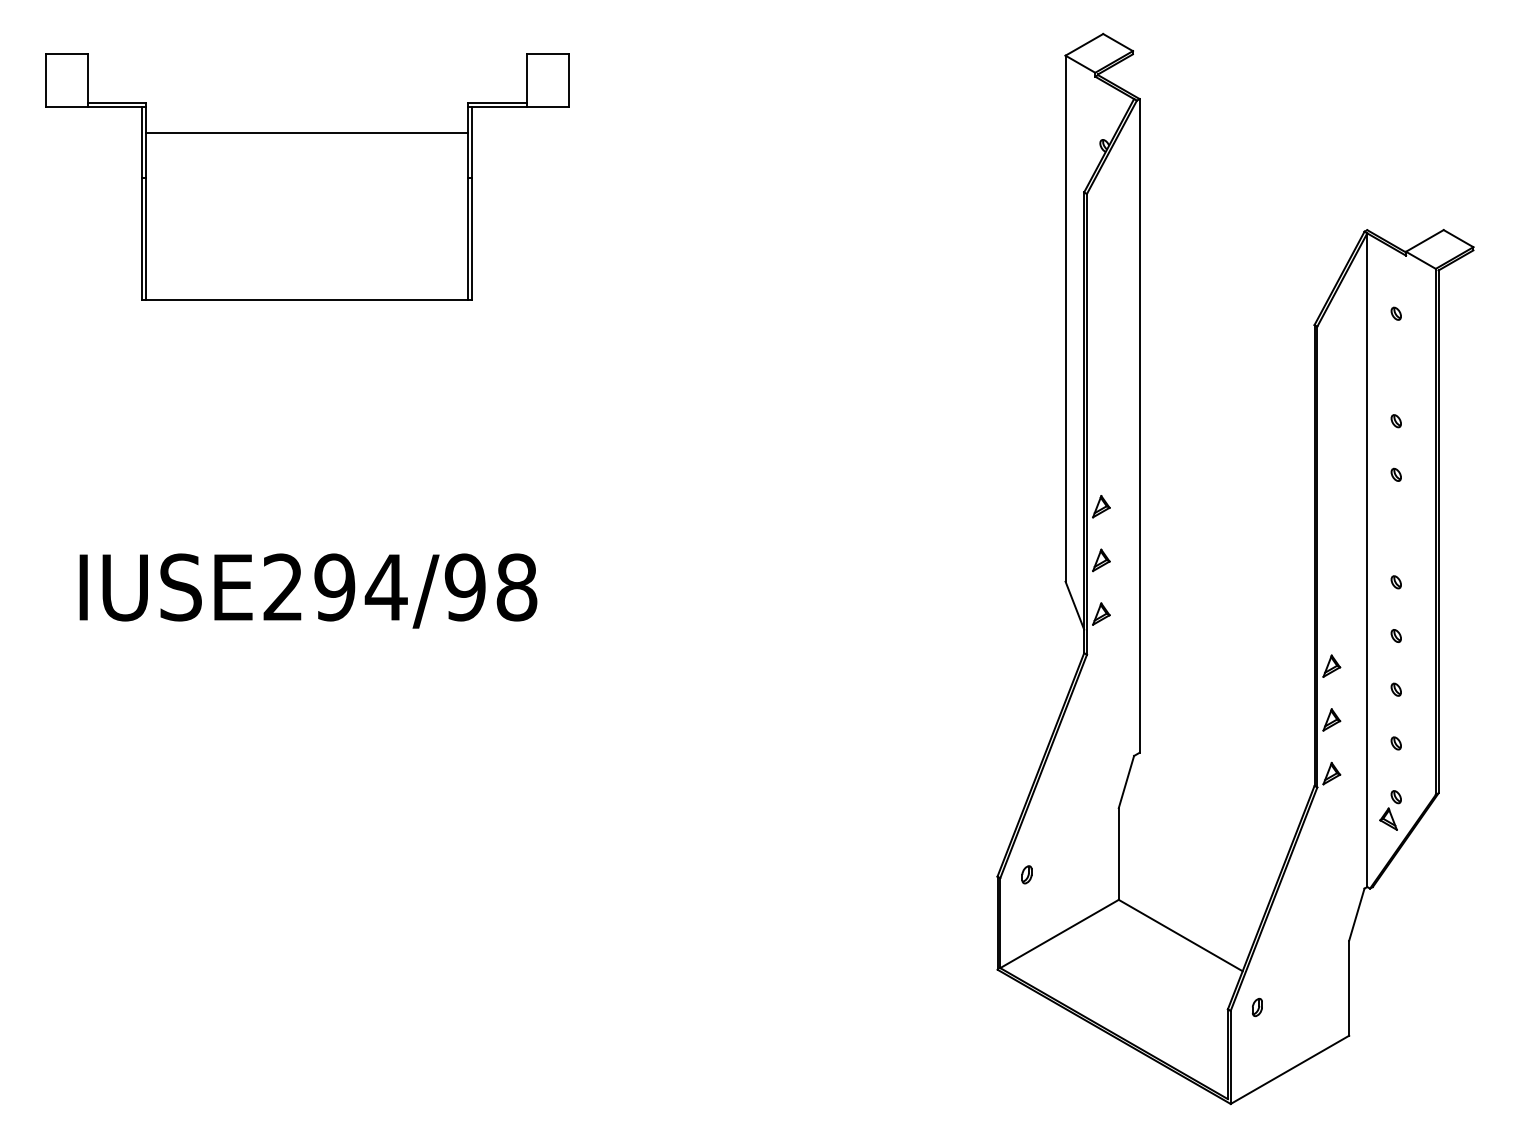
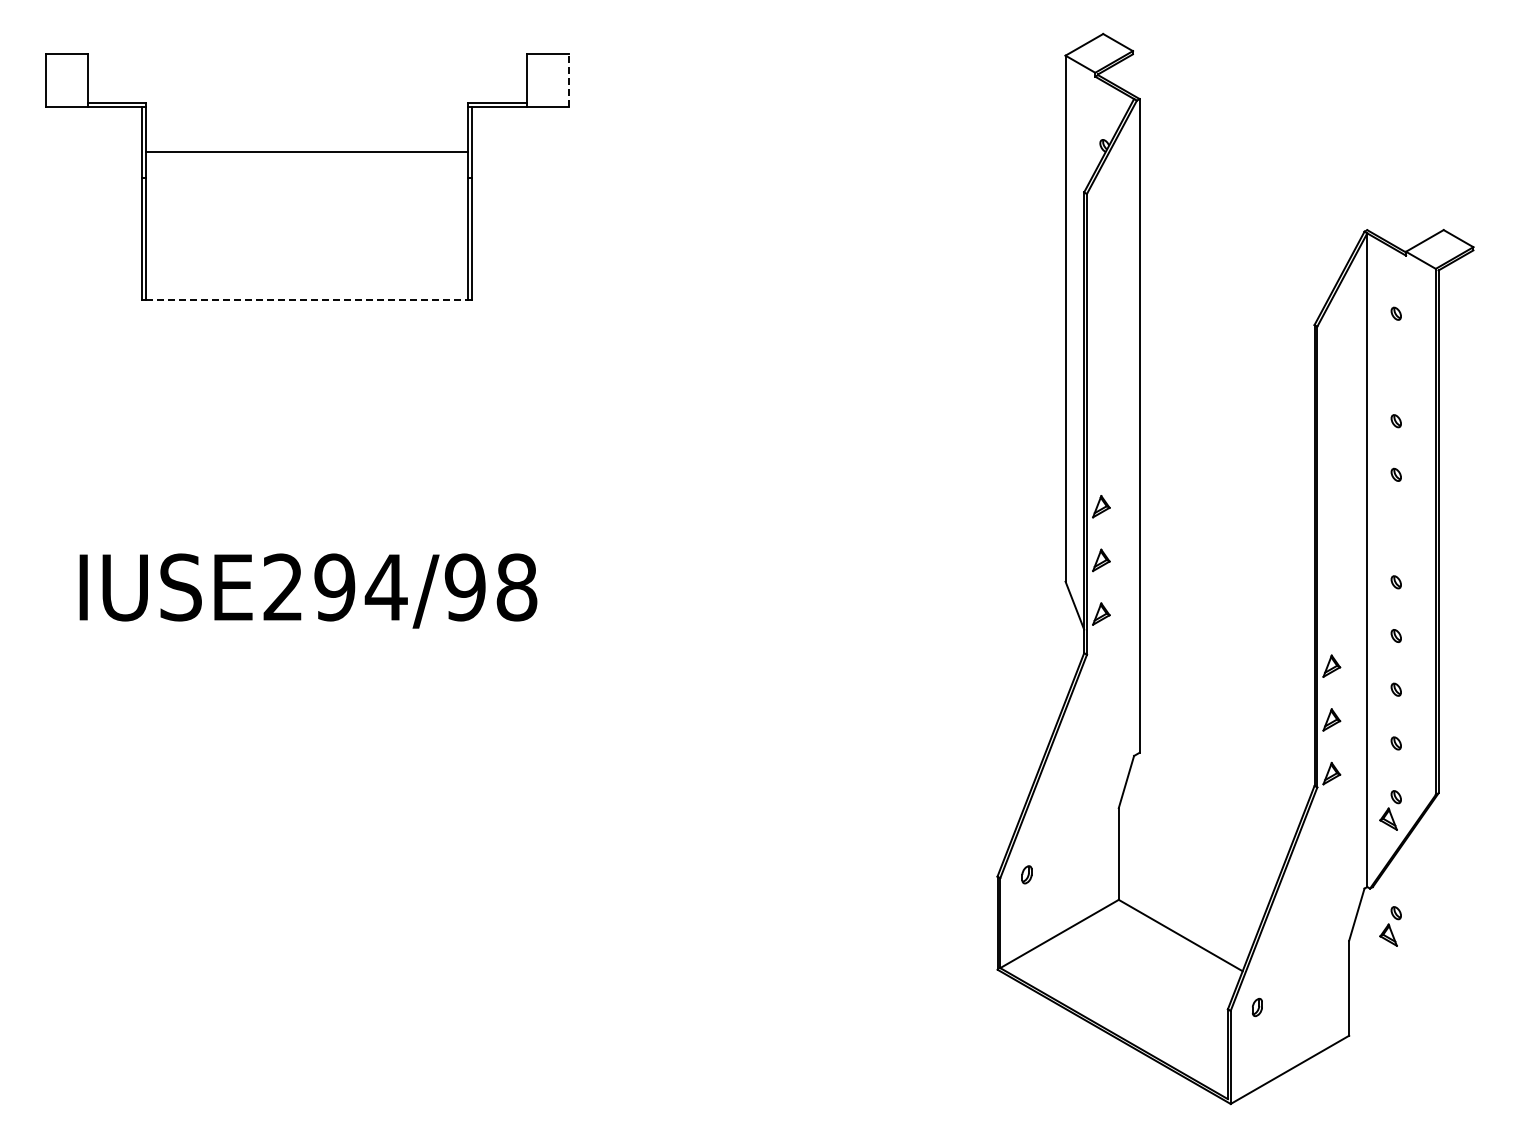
line: solid -> dashed (569, 80)
line position: (307, 132) -> (307, 151) (307, 151)
line: solid -> dashed (307, 300)
part: none -> present (1390, 926)
